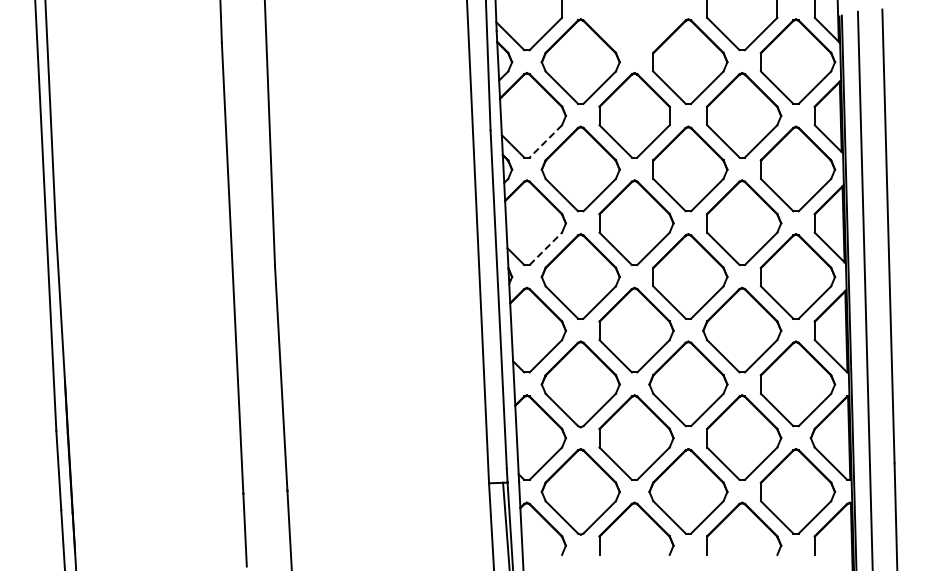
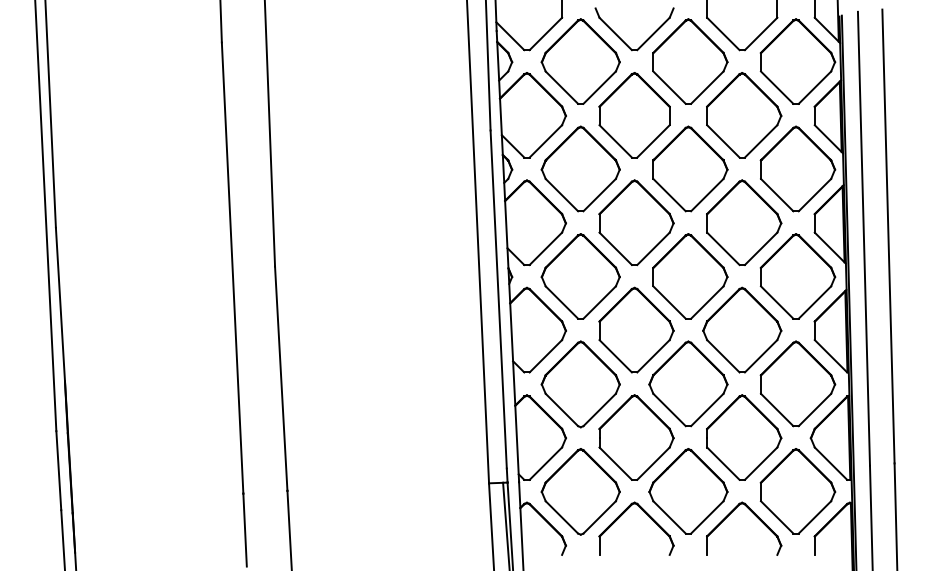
part: none -> present (623, 40)
line: dashed -> solid (545, 141)
line: dashed -> solid (545, 248)
